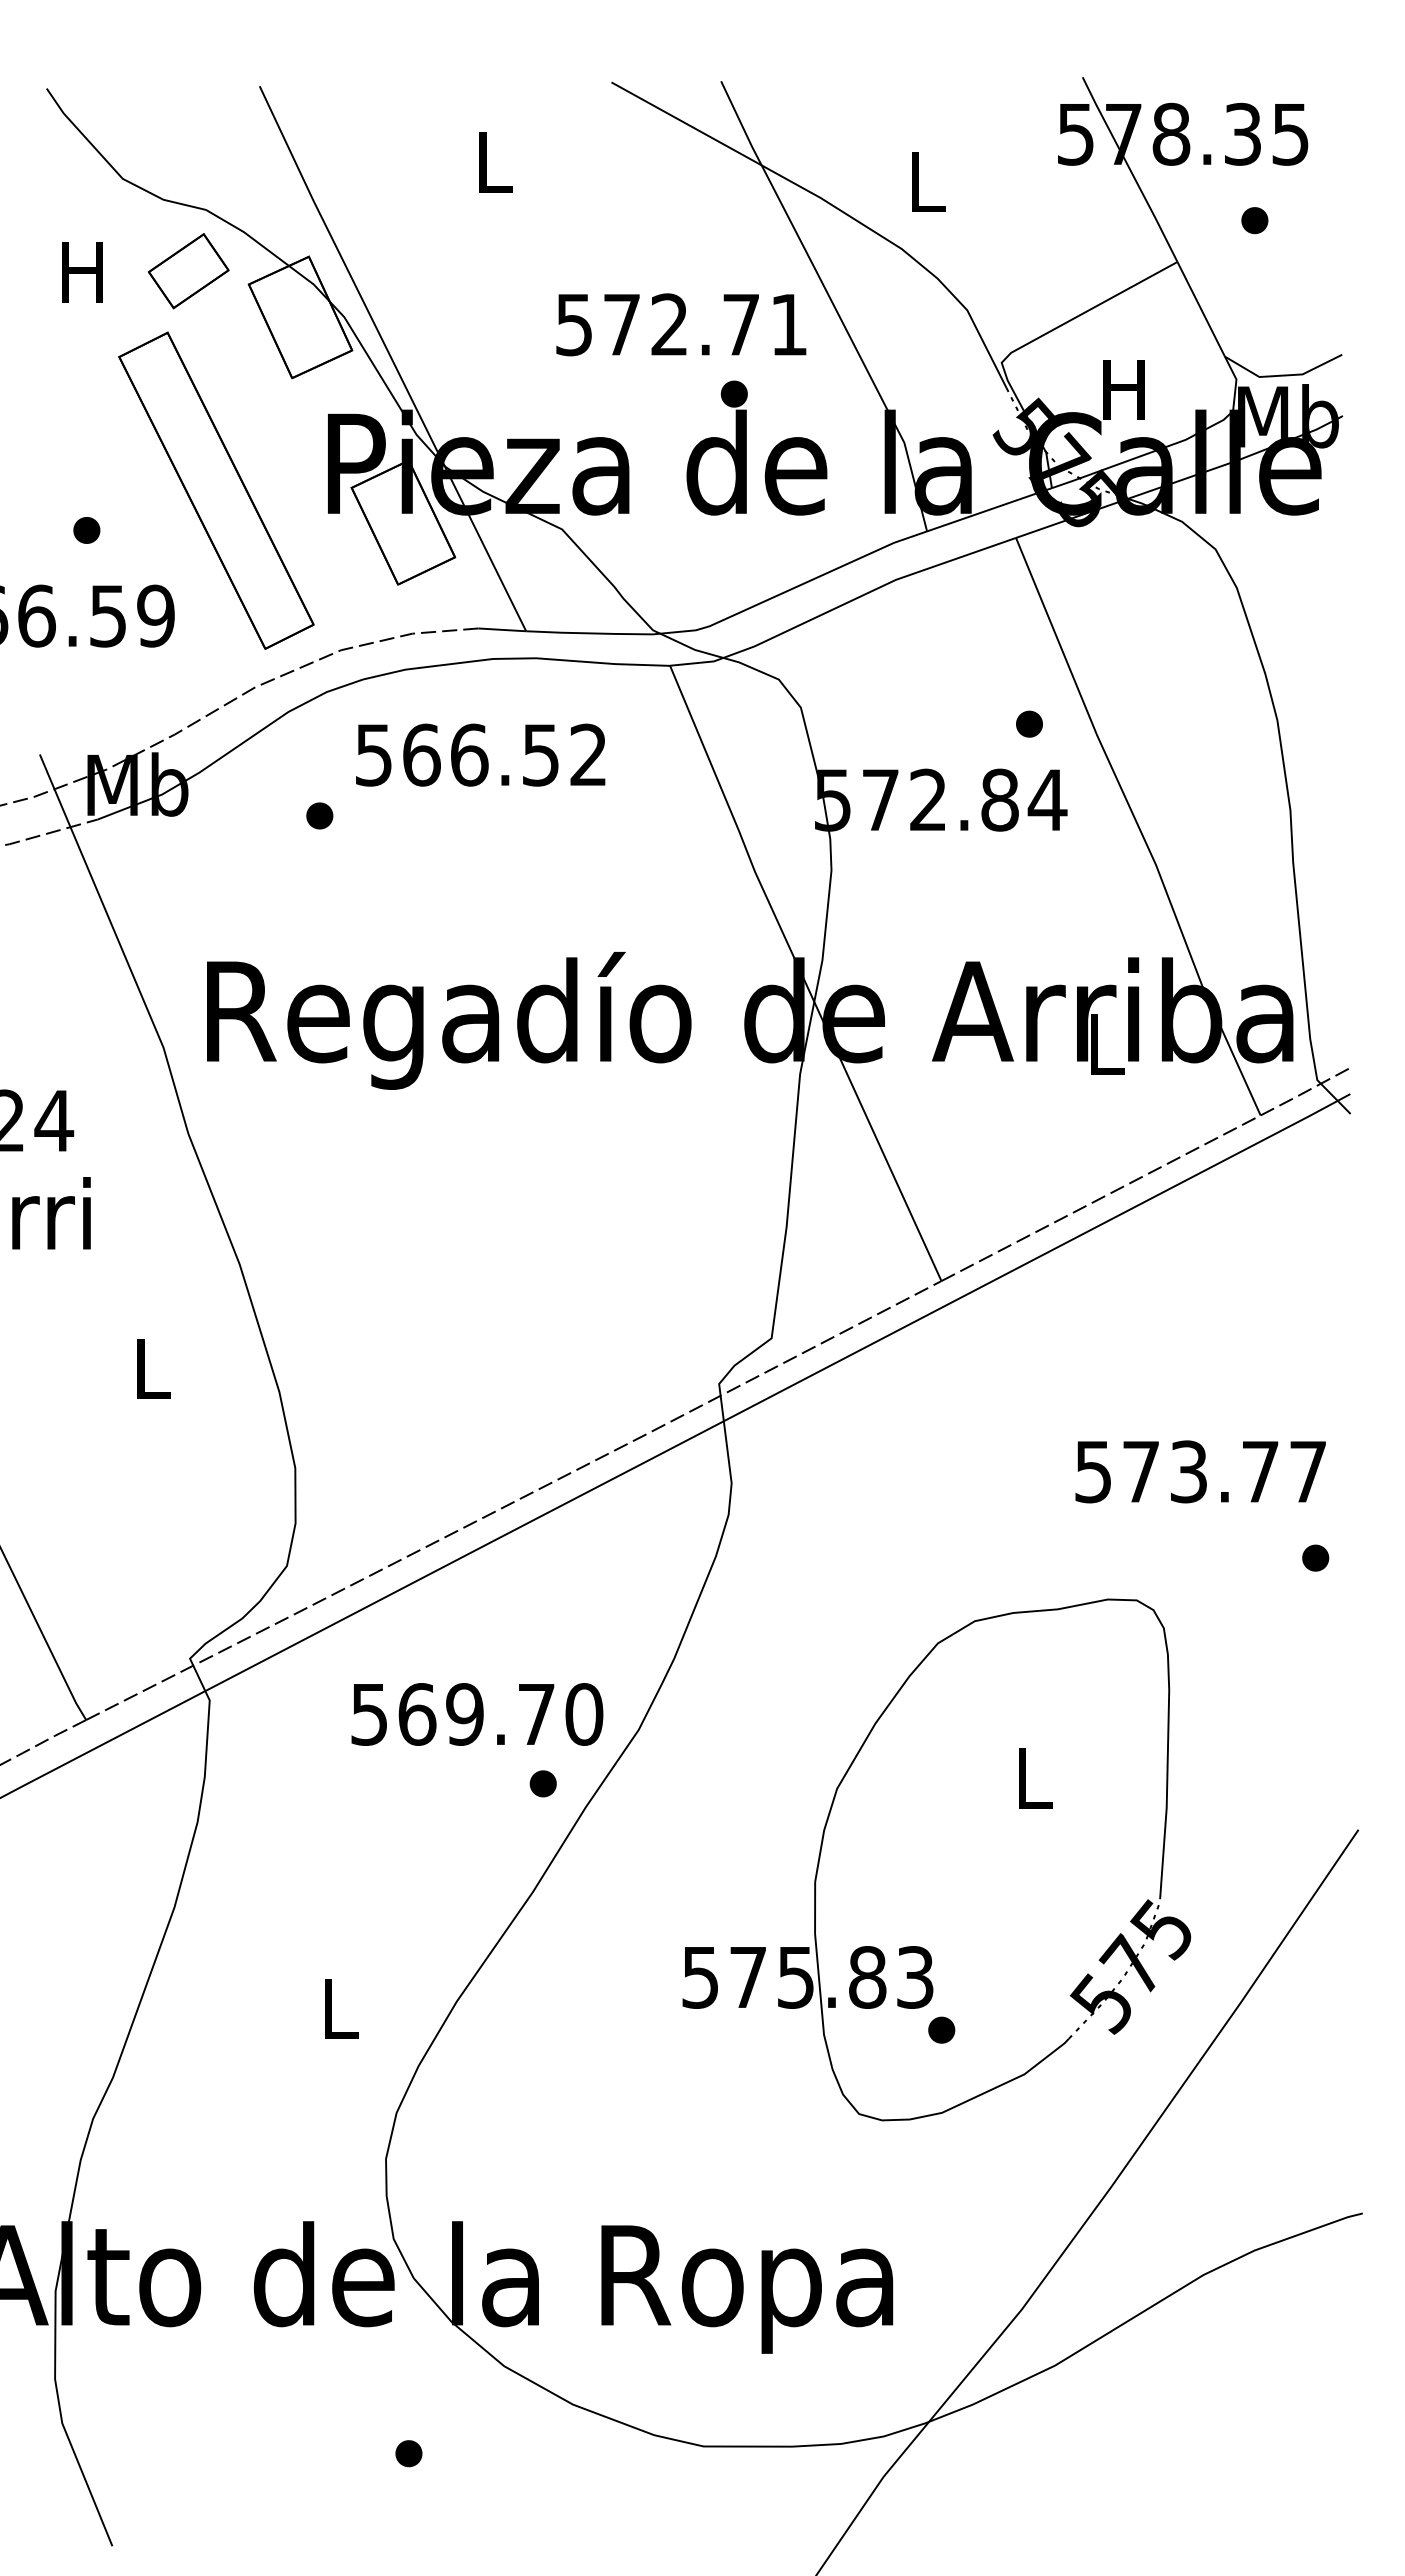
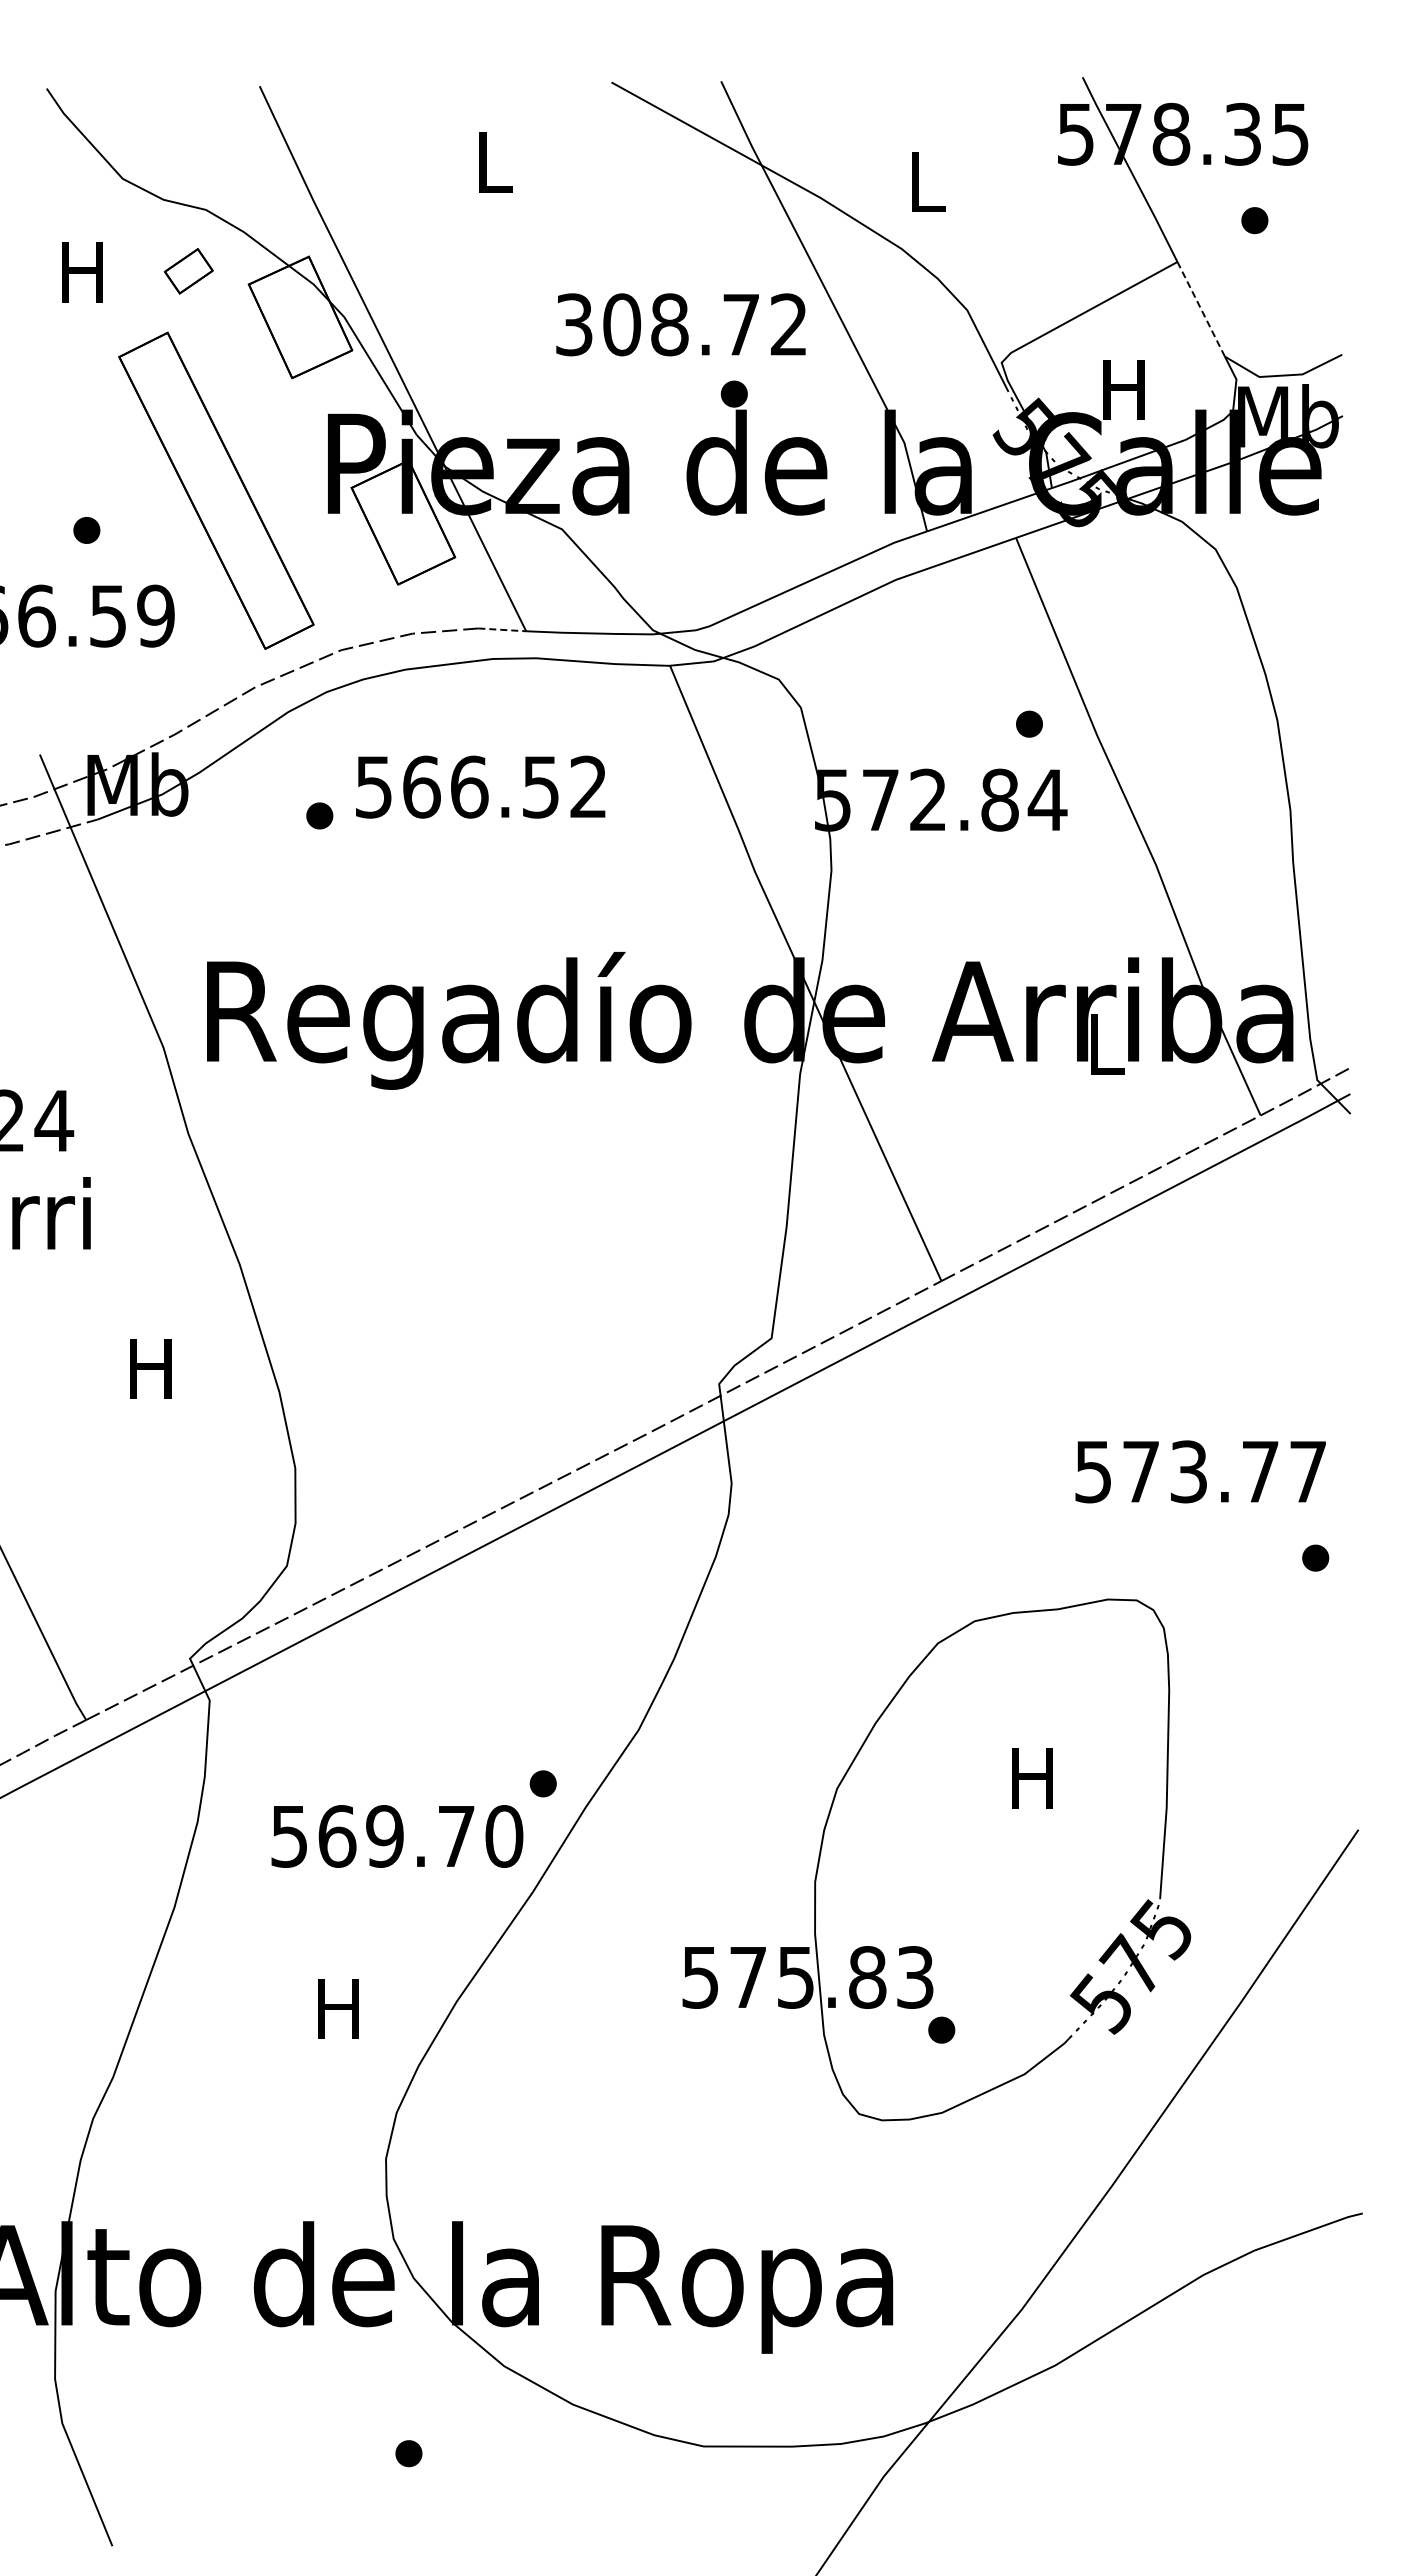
part size: 82x77 px -> 51x47 px (188, 271)
line: solid -> dashed (1201, 309)
text: 572.71 -> 308.72 (681, 324)
line: solid -> dashed (502, 629)
text position: (480, 754) -> (480, 786) (480, 786)
text: L -> H (150, 1368)
text position: (477, 1714) -> (397, 1836) (397, 1836)
text: L -> H (1032, 1778)
text: L -> H (338, 2008)
